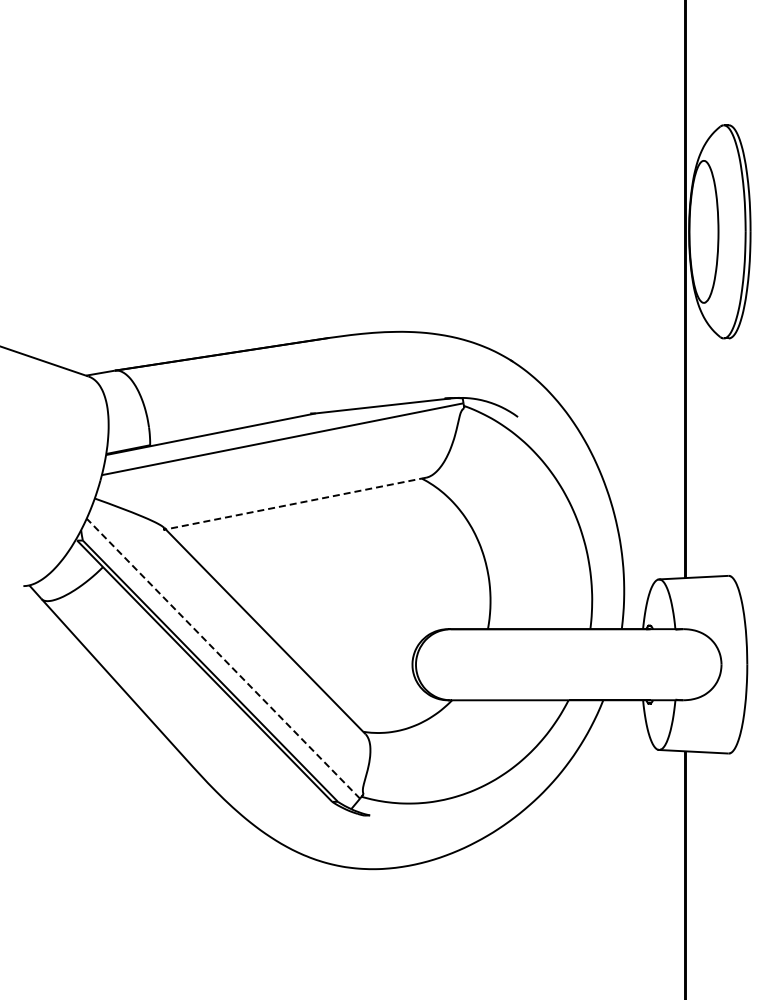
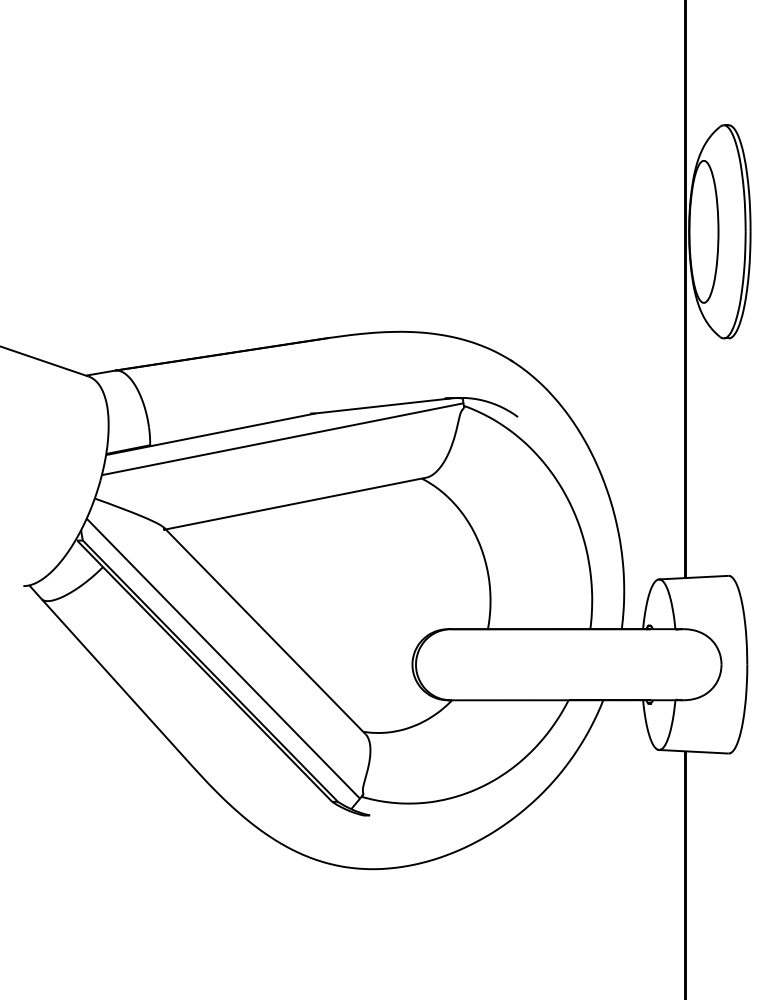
line: dashed -> solid (295, 503)
line: dashed -> solid (223, 658)
